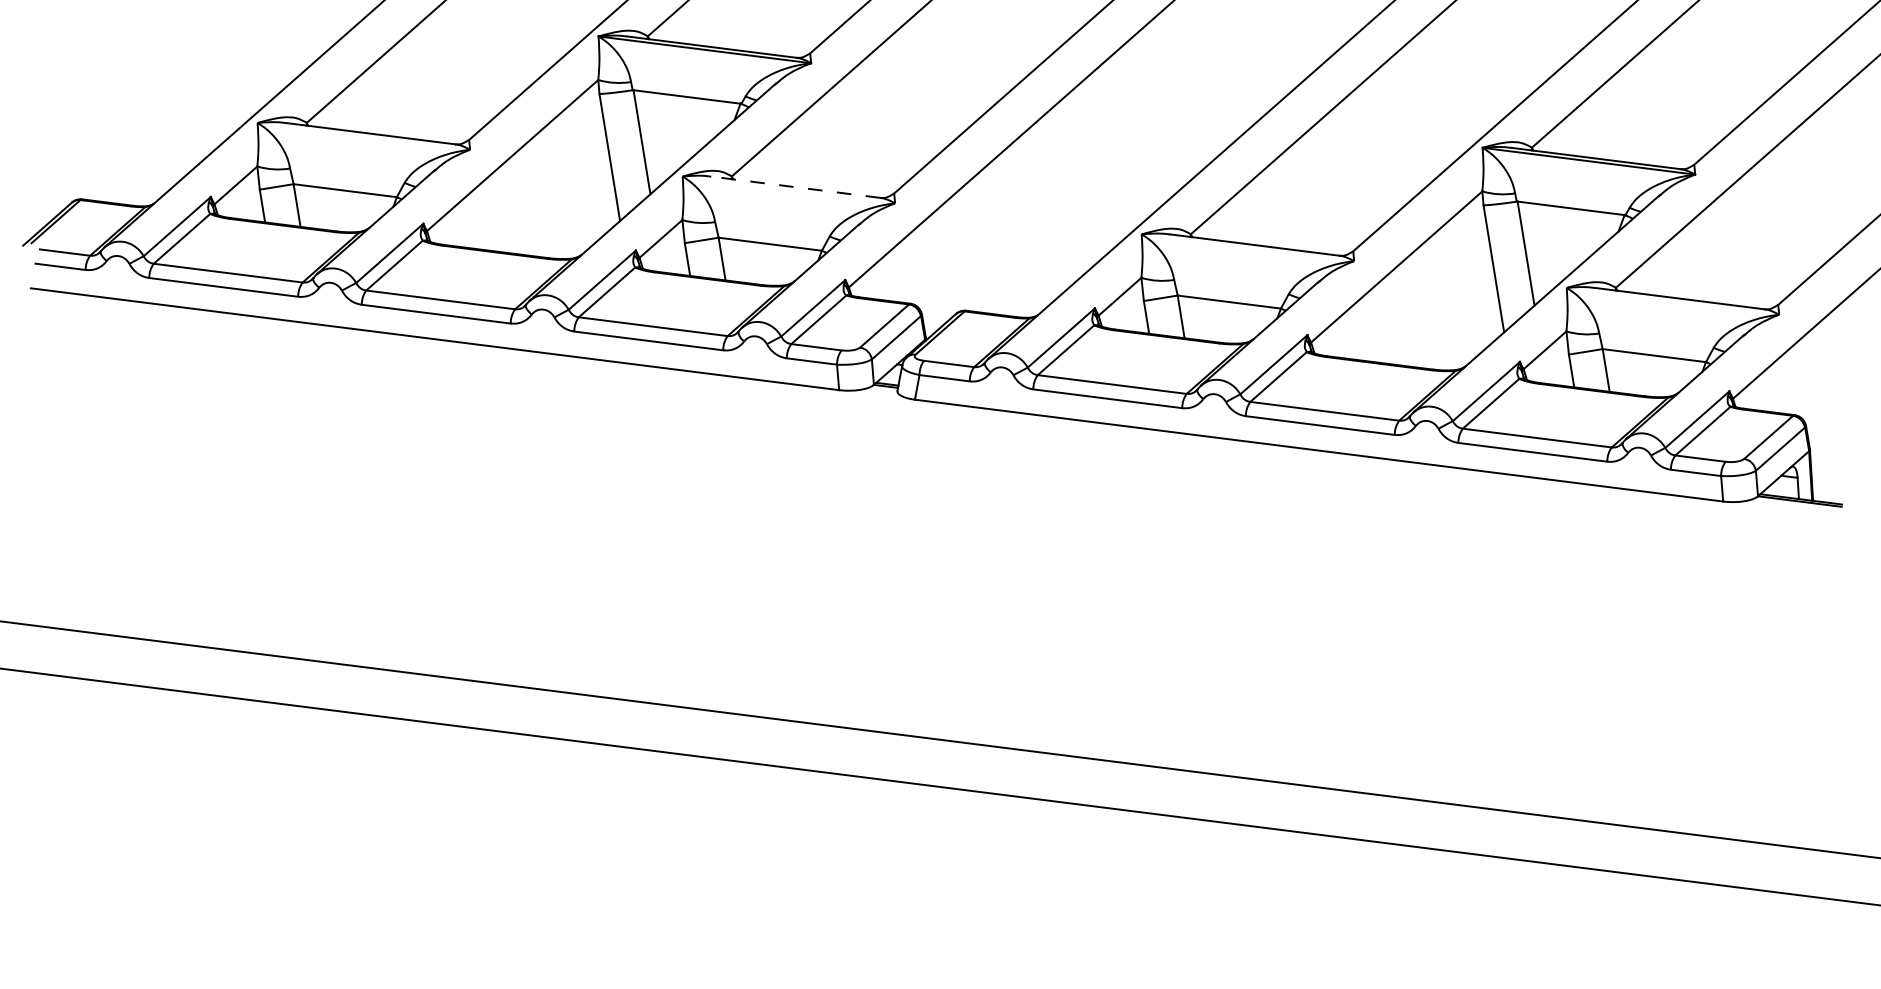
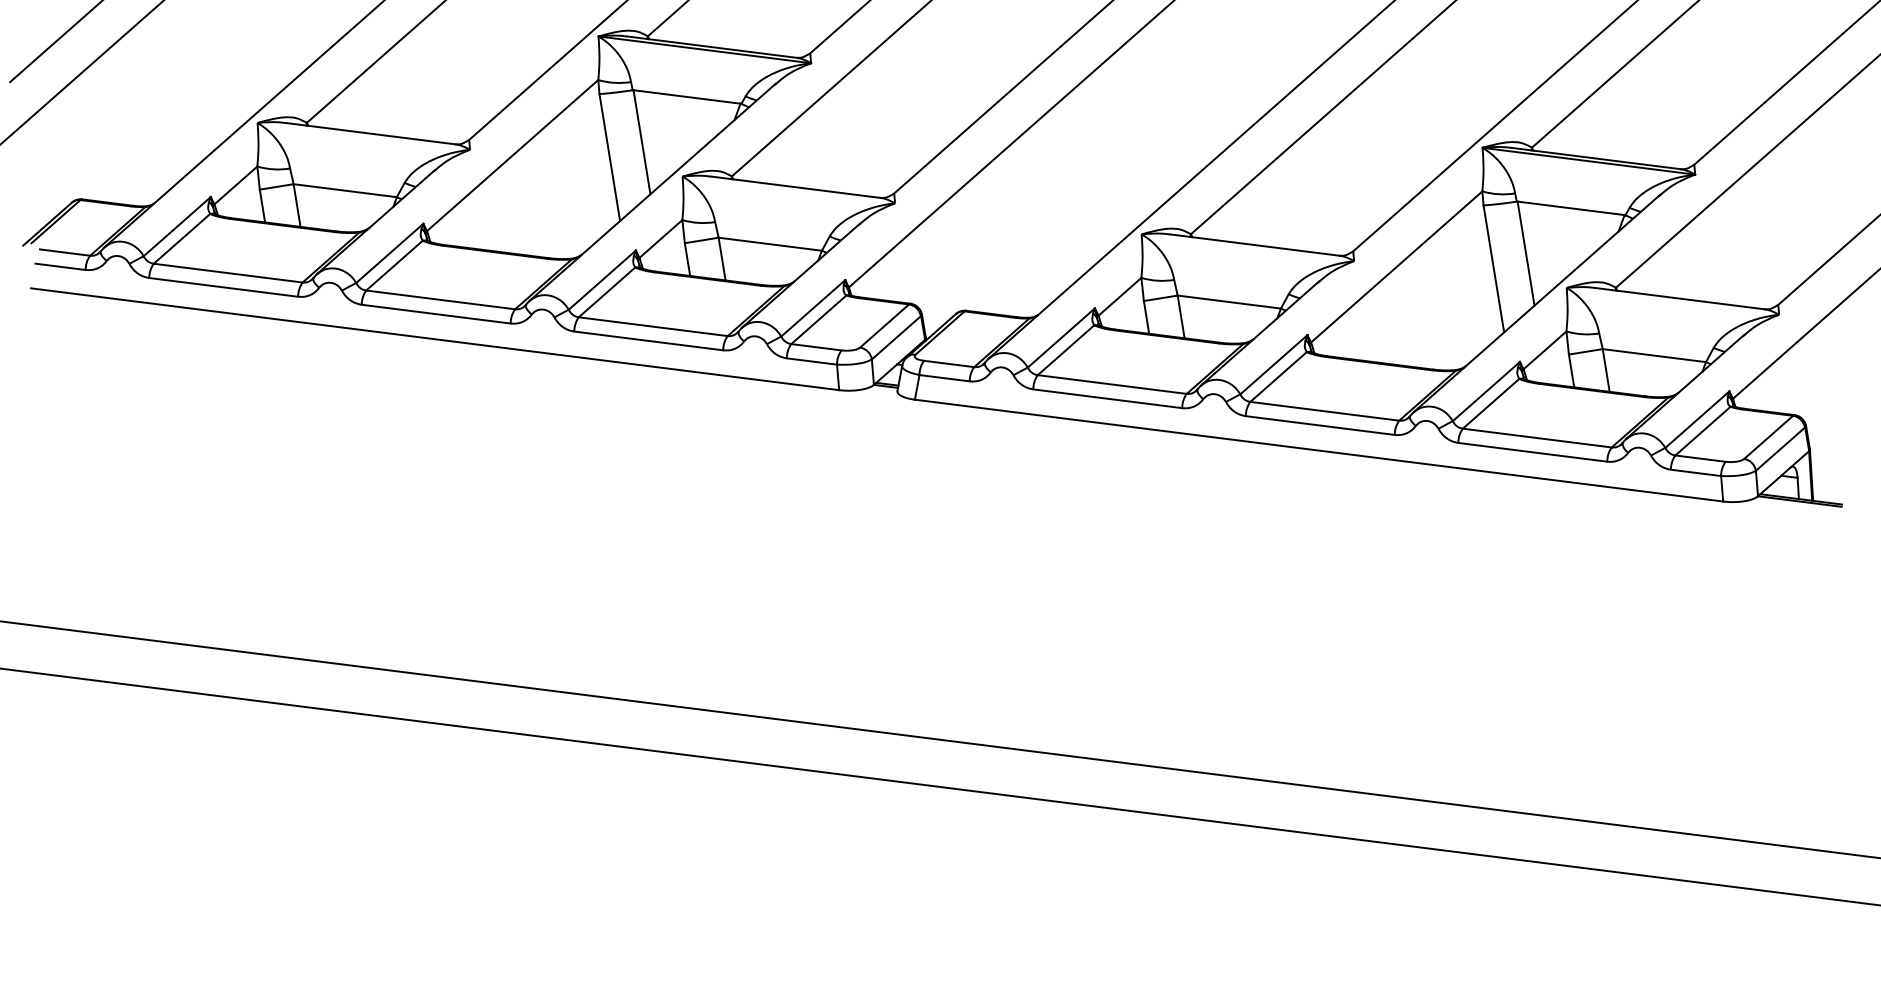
line: none -> present (55, 42)
line: none -> present (82, 72)
line: dashed -> solid (795, 187)
